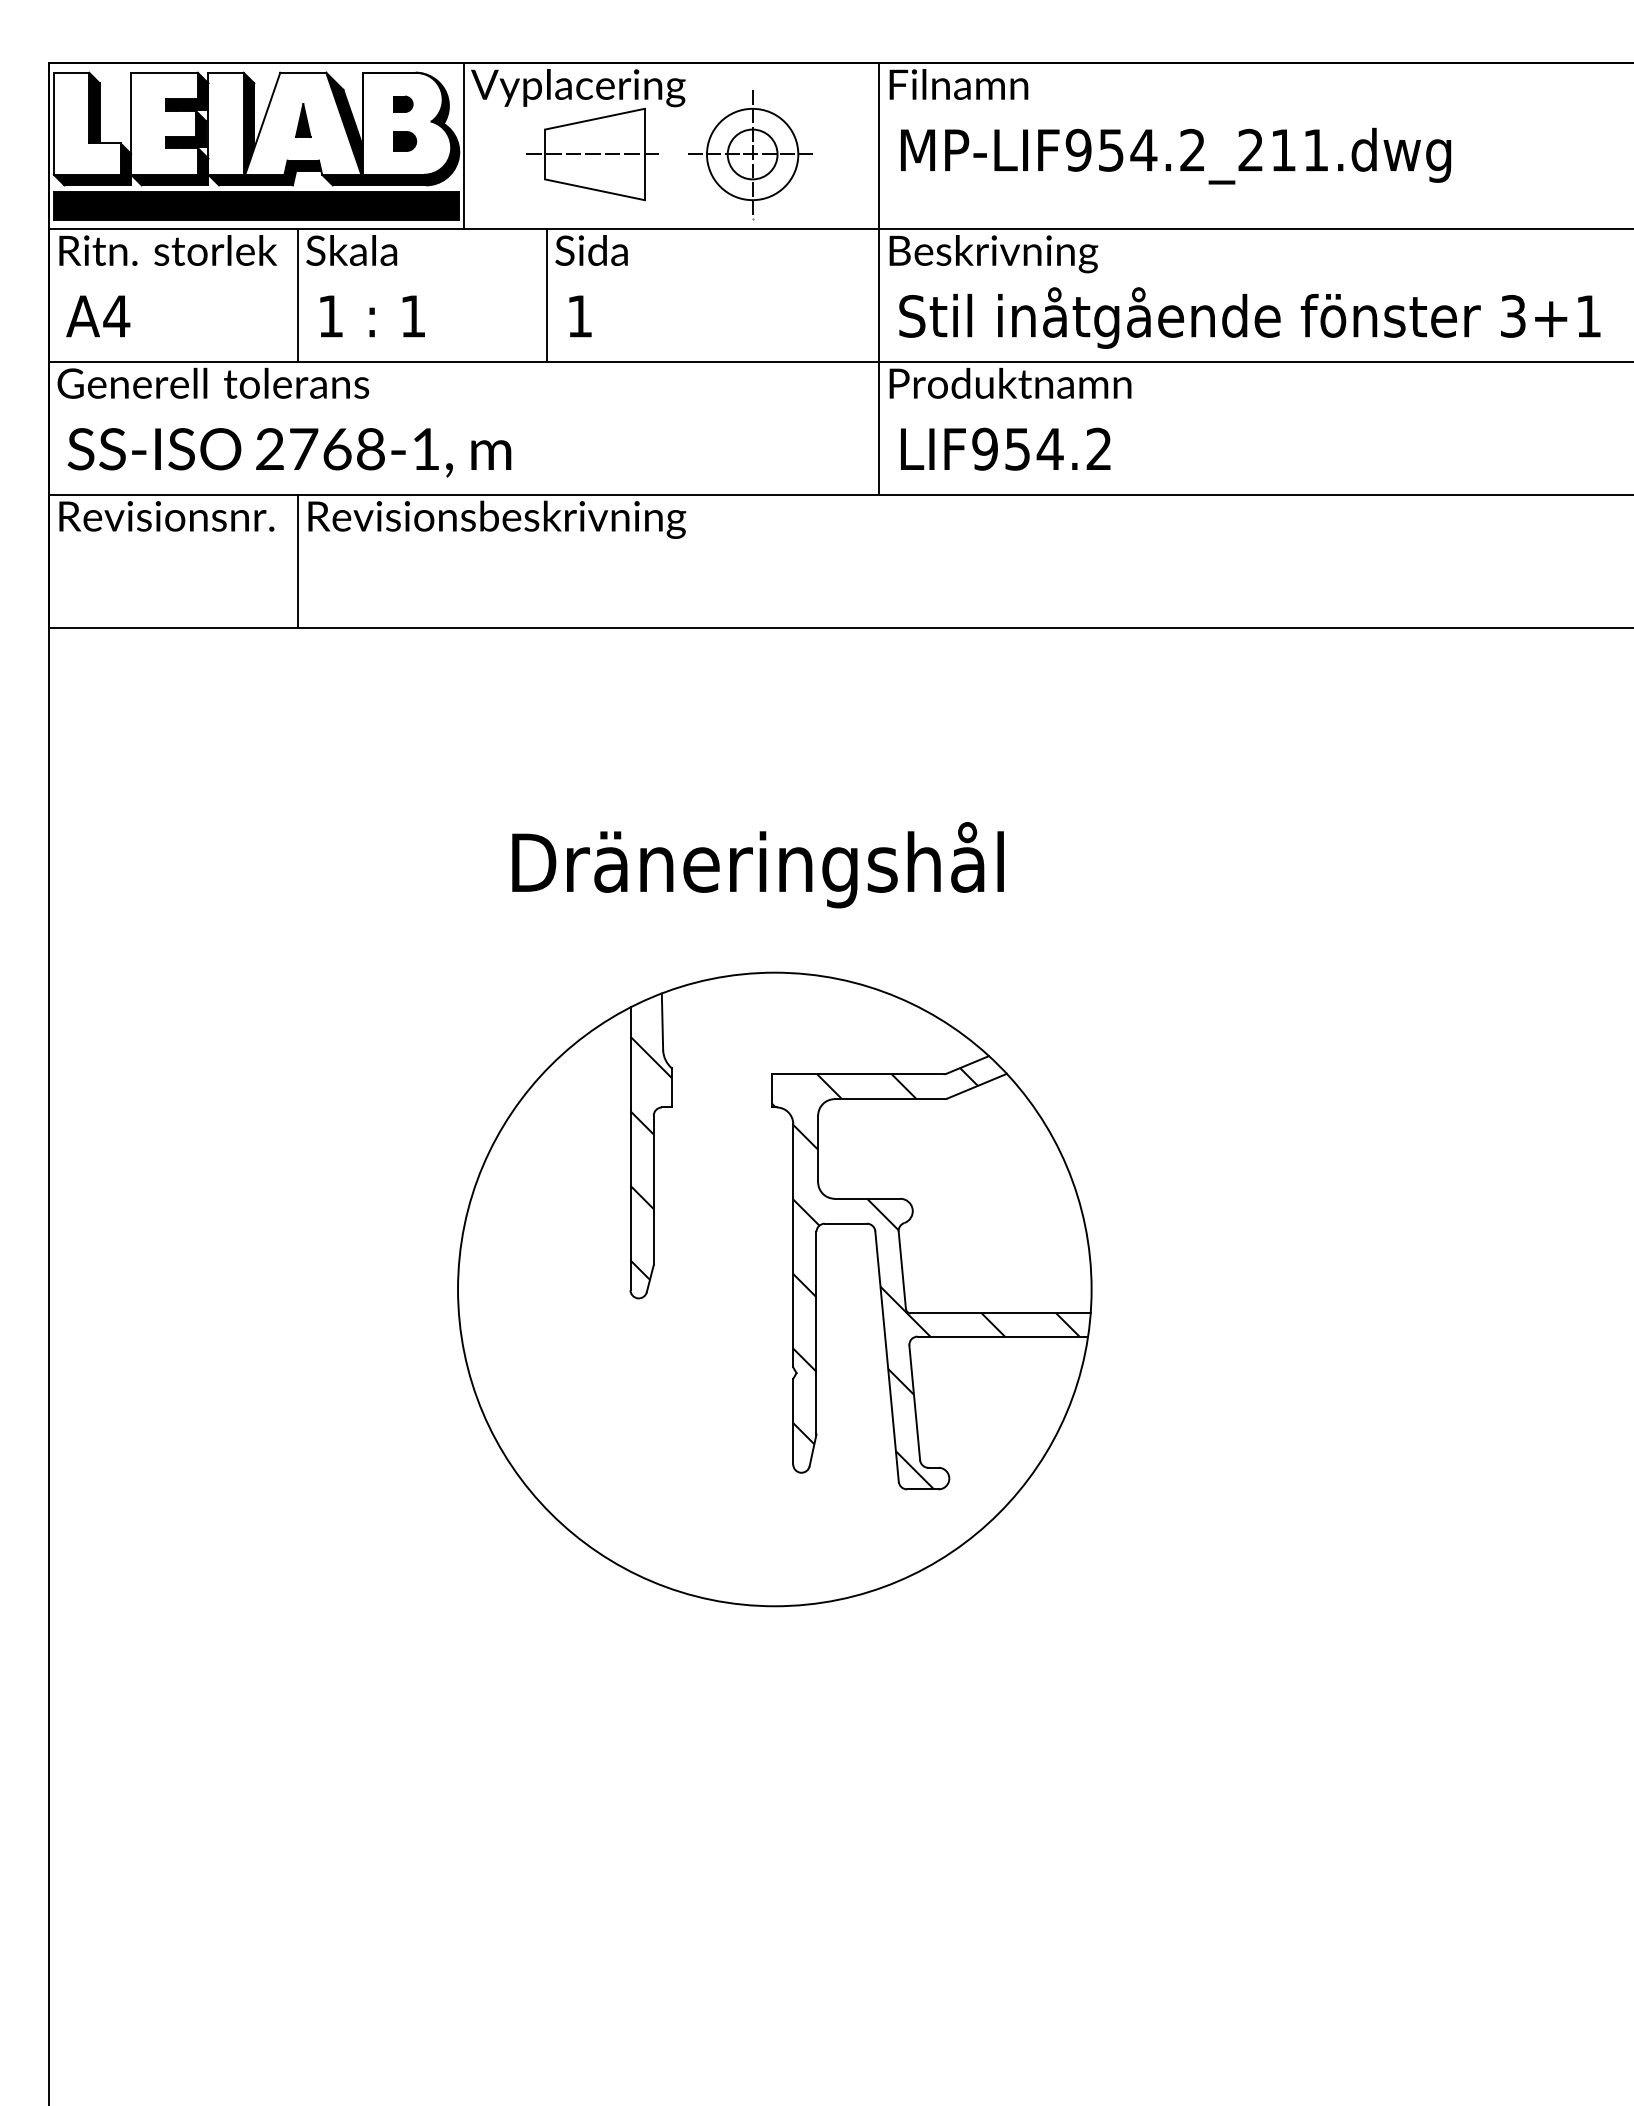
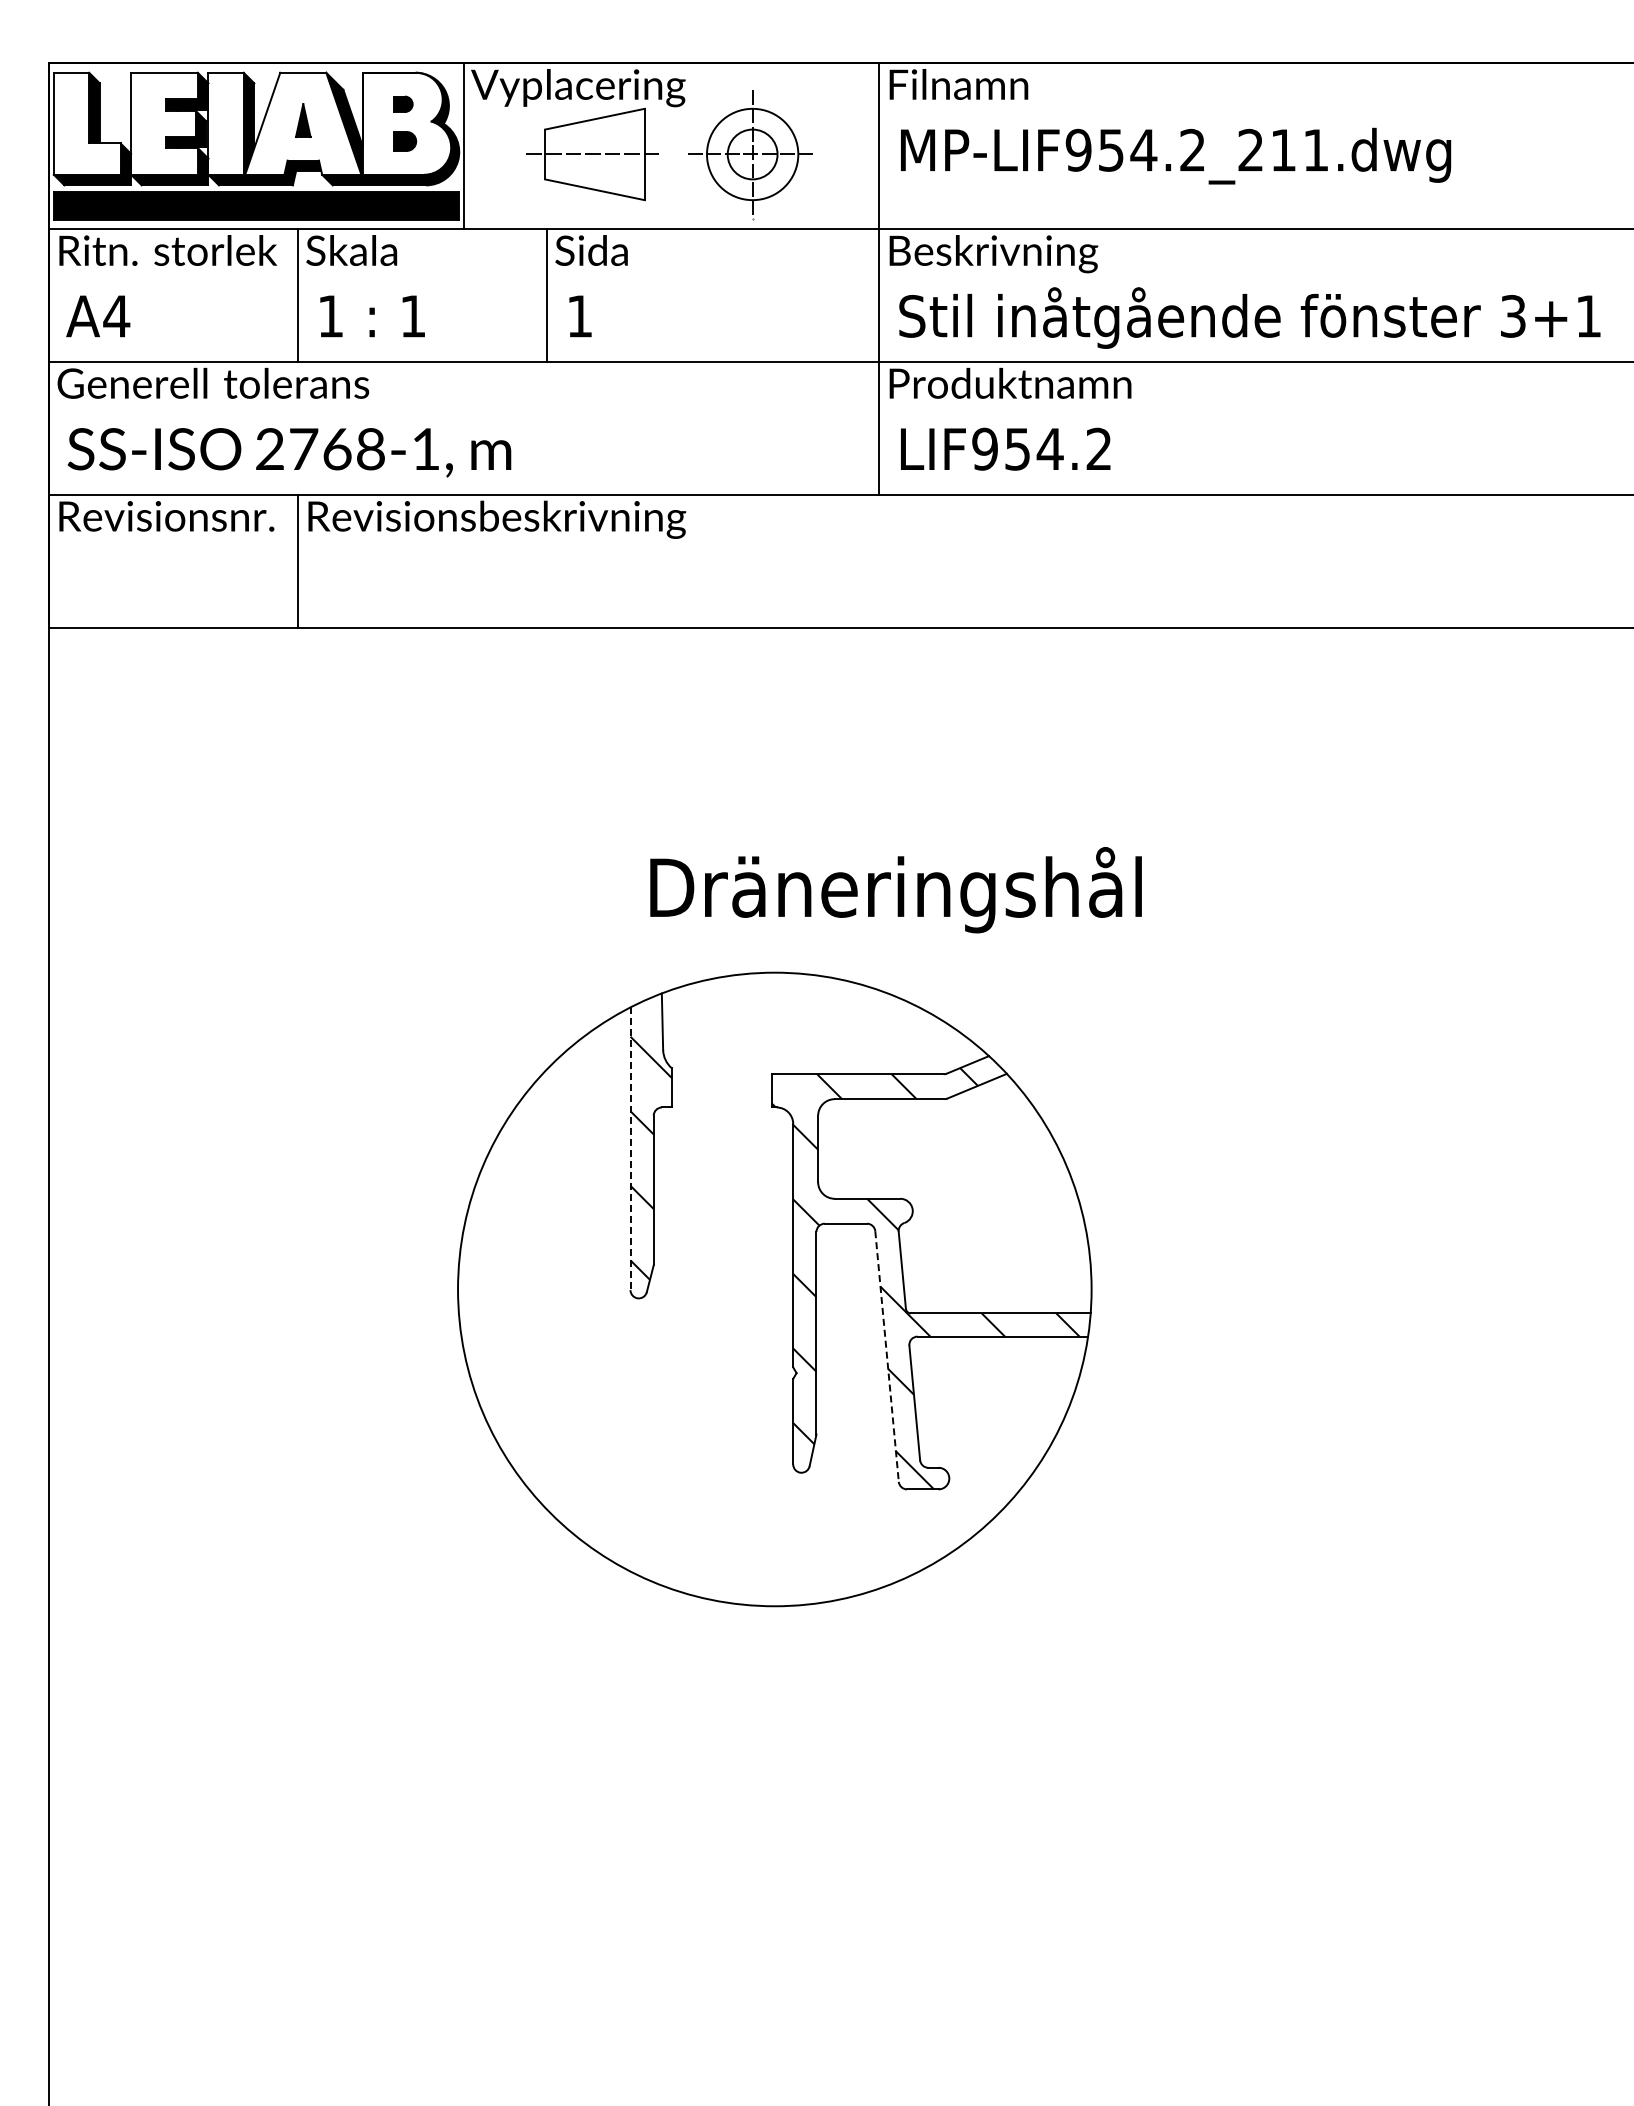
text position: (757, 865) -> (895, 890) (895, 890)
line: solid -> dashed (630, 1149)
line: solid -> dashed (887, 1356)
